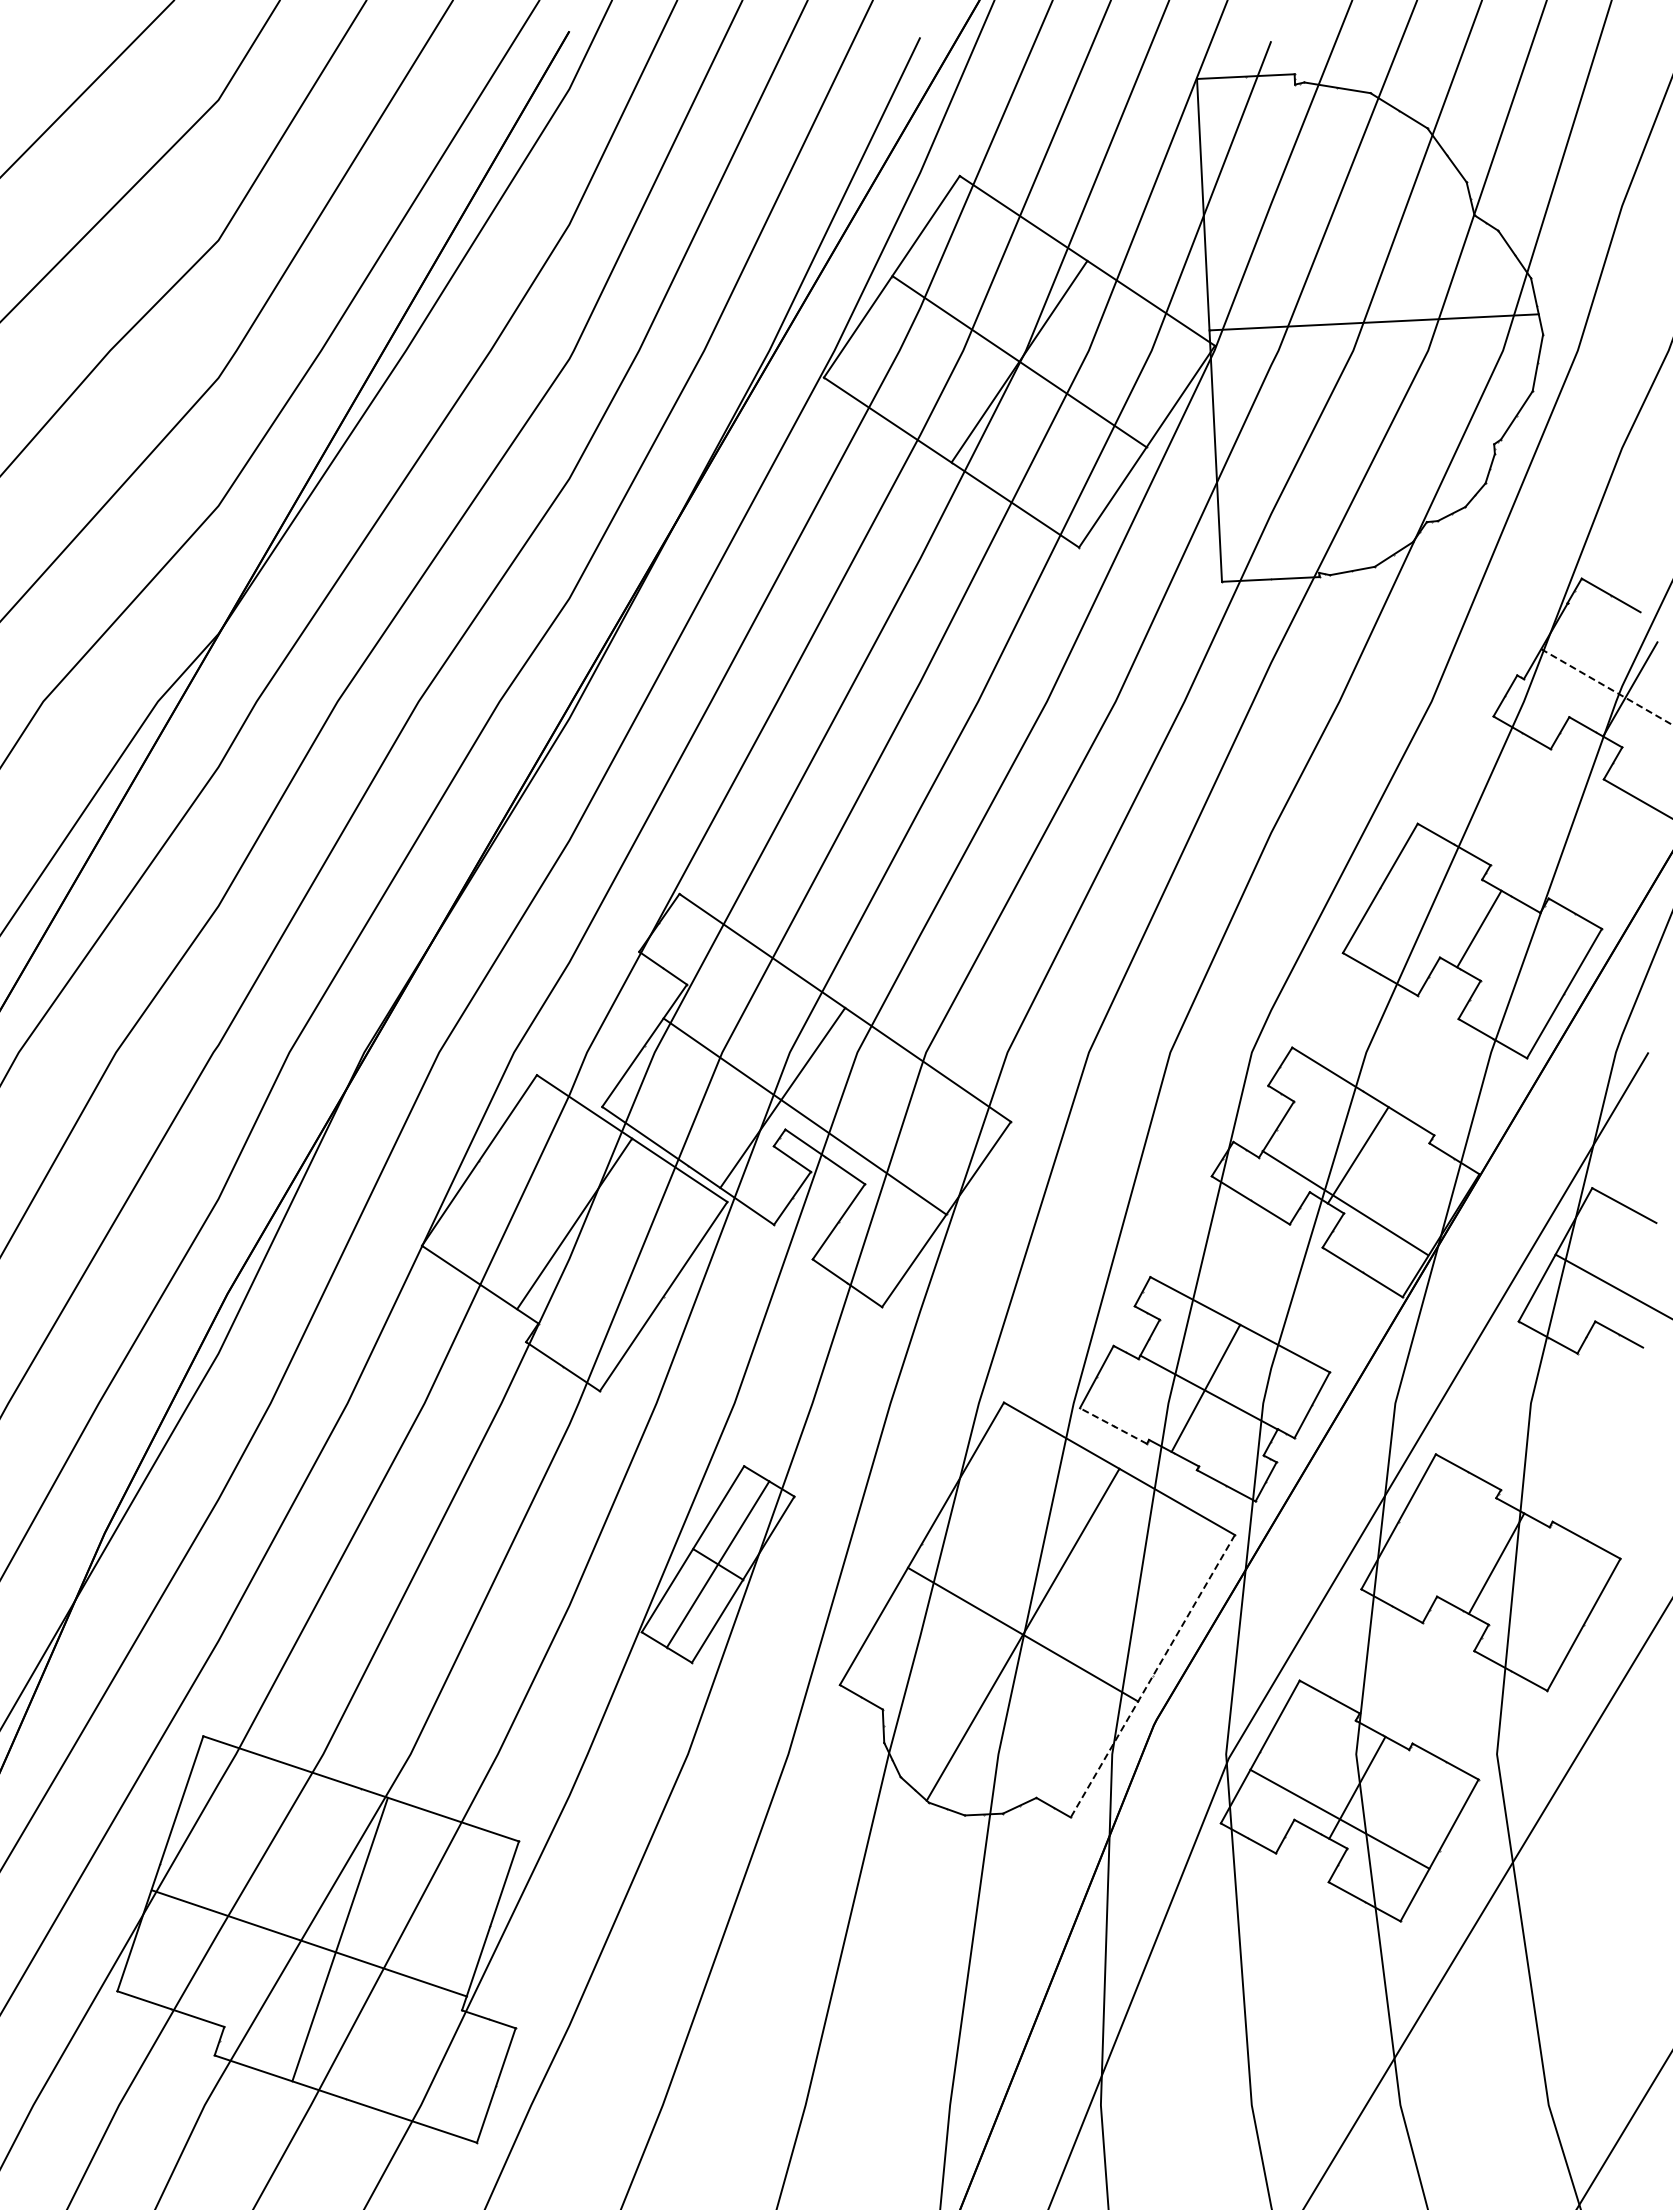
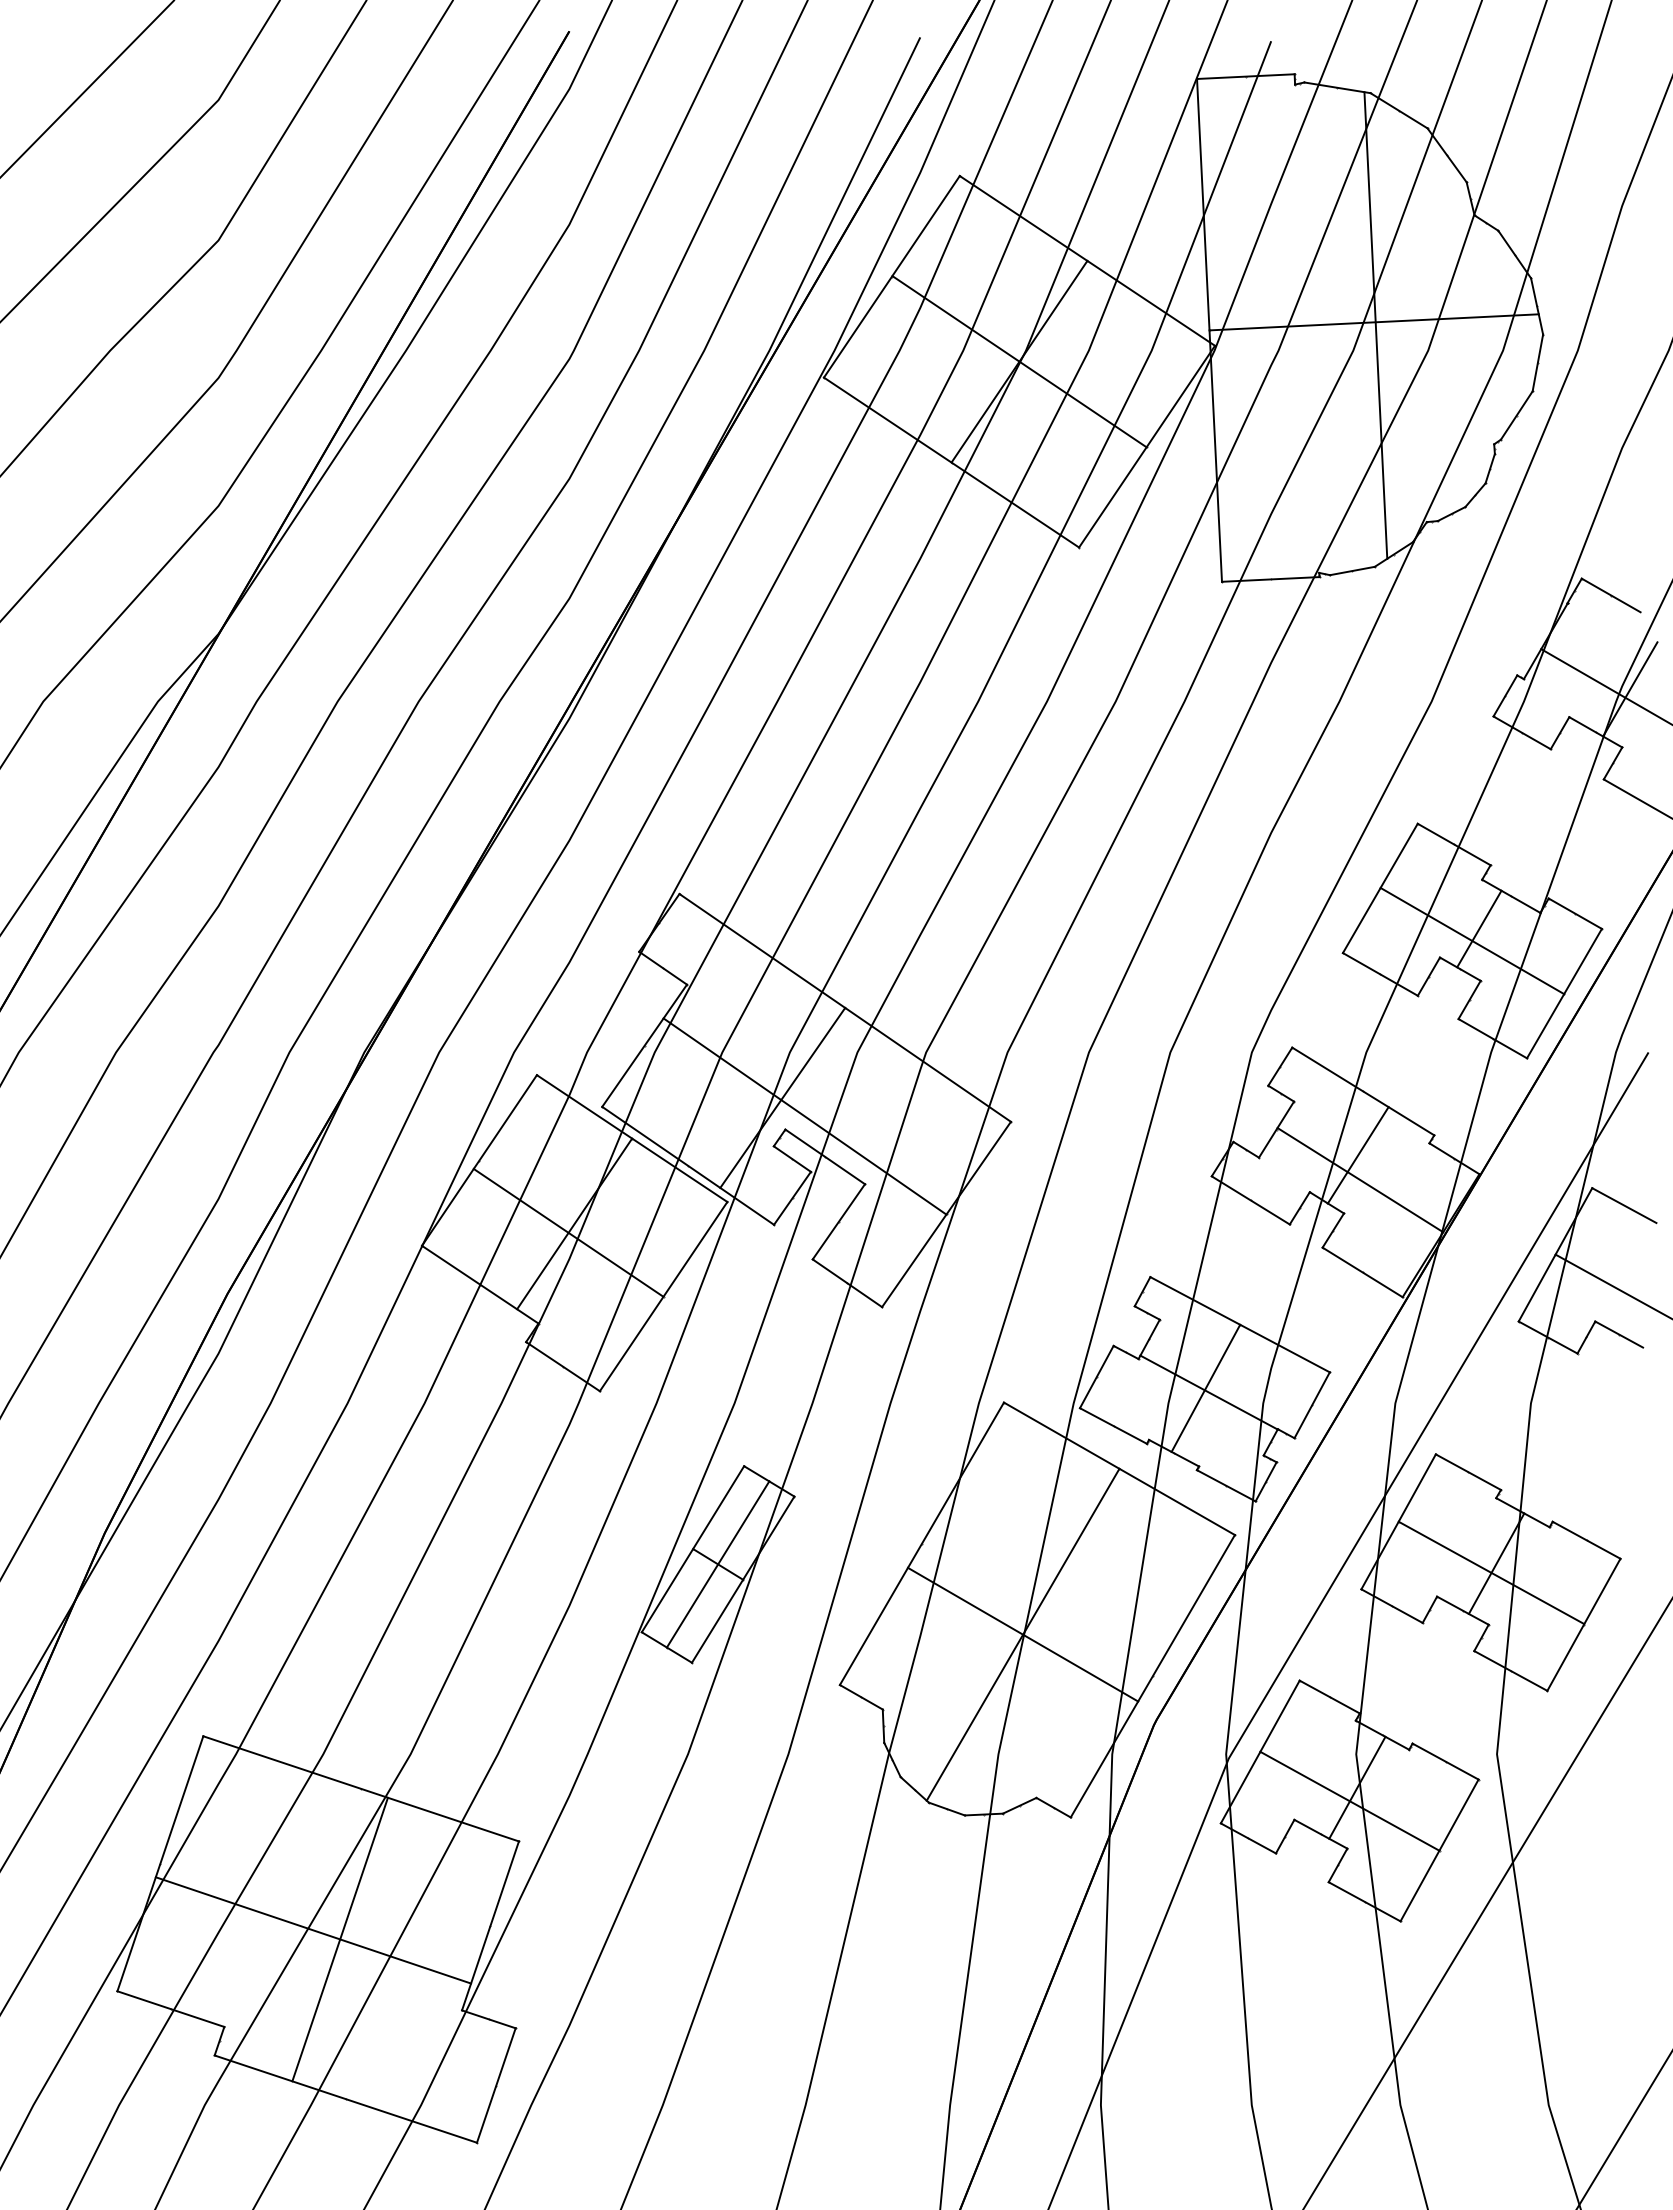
line: none -> present (1375, 325)
line: dashed -> solid (1606, 687)
line: none -> present (1472, 940)
line position: (1345, 1203) -> (1360, 1180) (1360, 1180)
line: none -> present (568, 1232)
line: dashed -> solid (1113, 1426)
line: none -> present (1491, 1572)
line: dashed -> solid (1152, 1676)
line position: (1339, 1818) -> (1349, 1800) (1349, 1800)
line position: (309, 1943) -> (313, 1930) (313, 1930)
